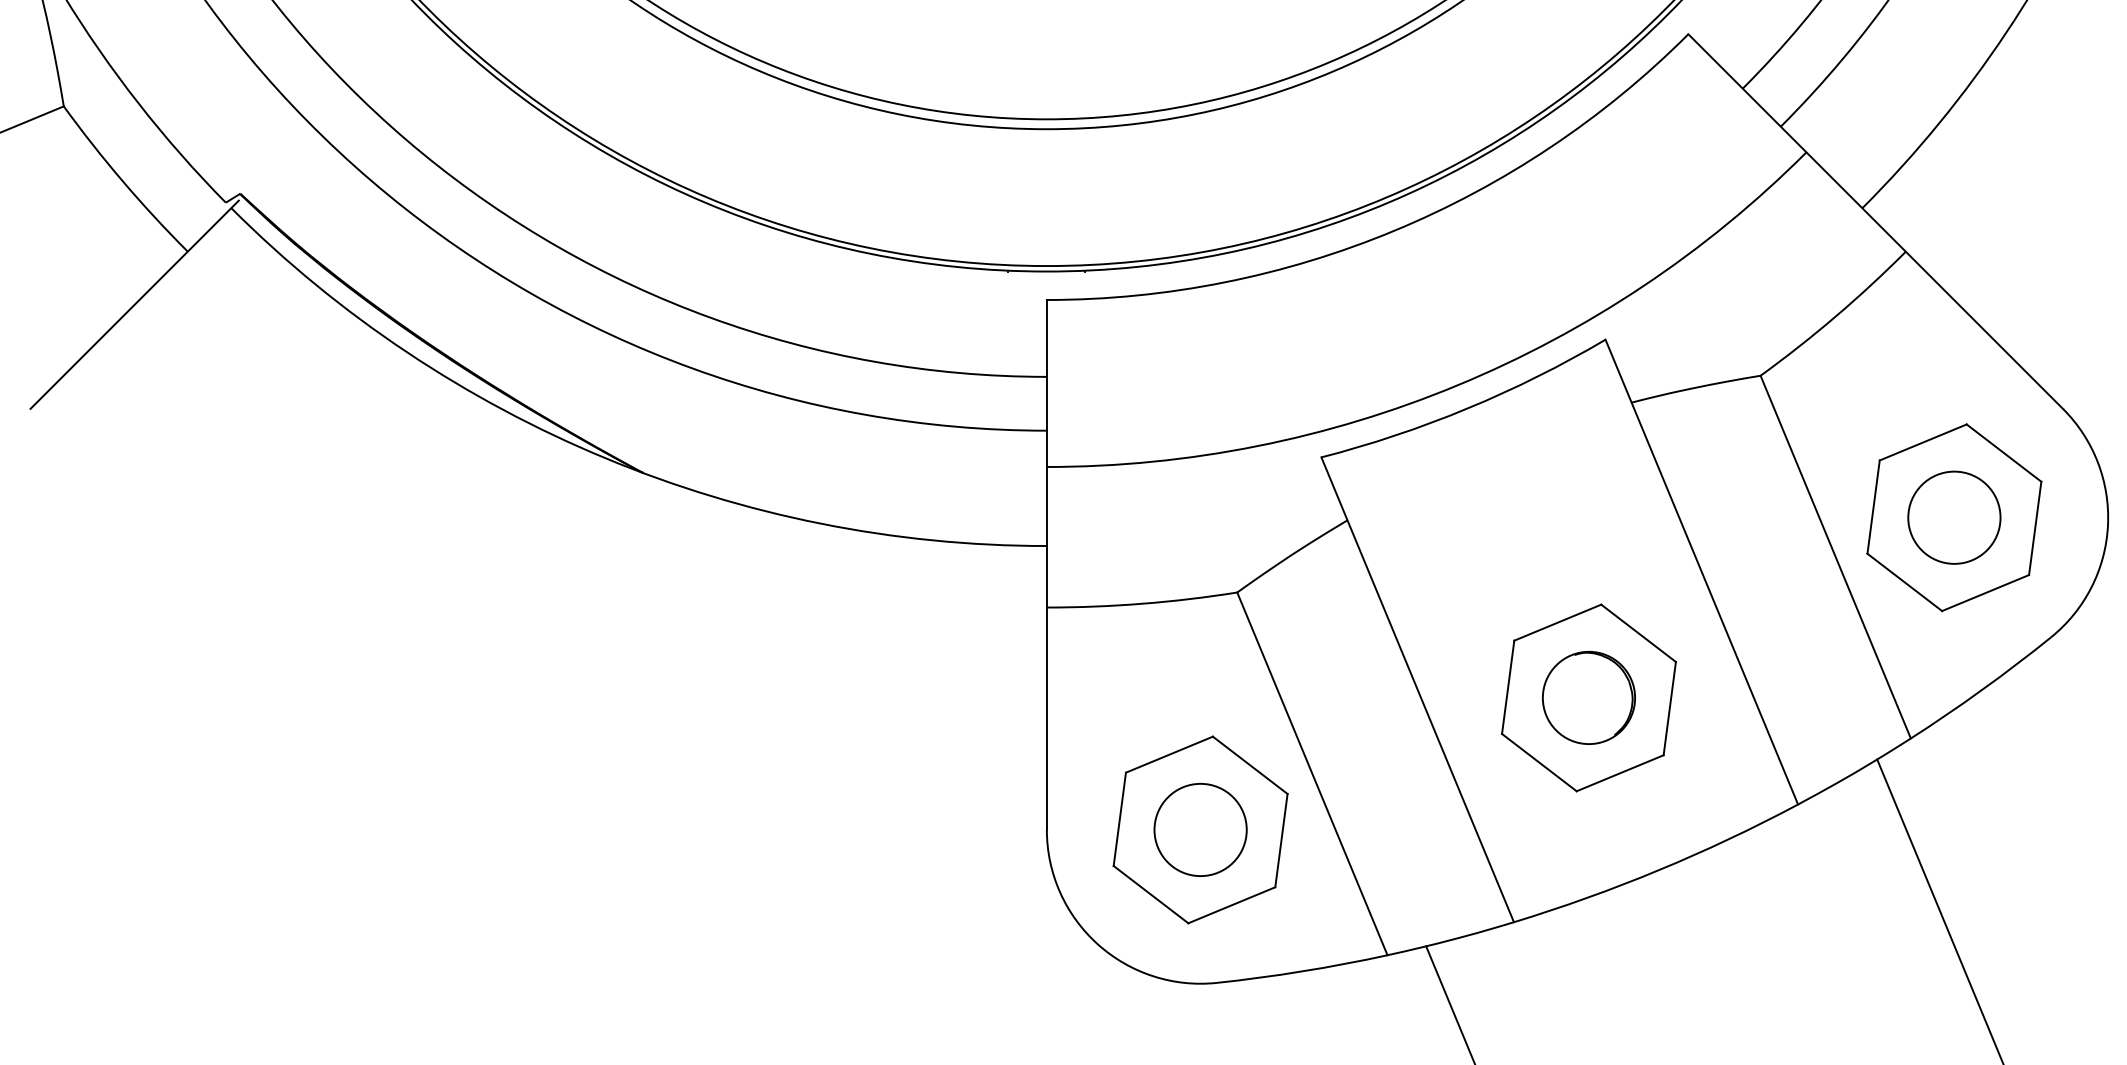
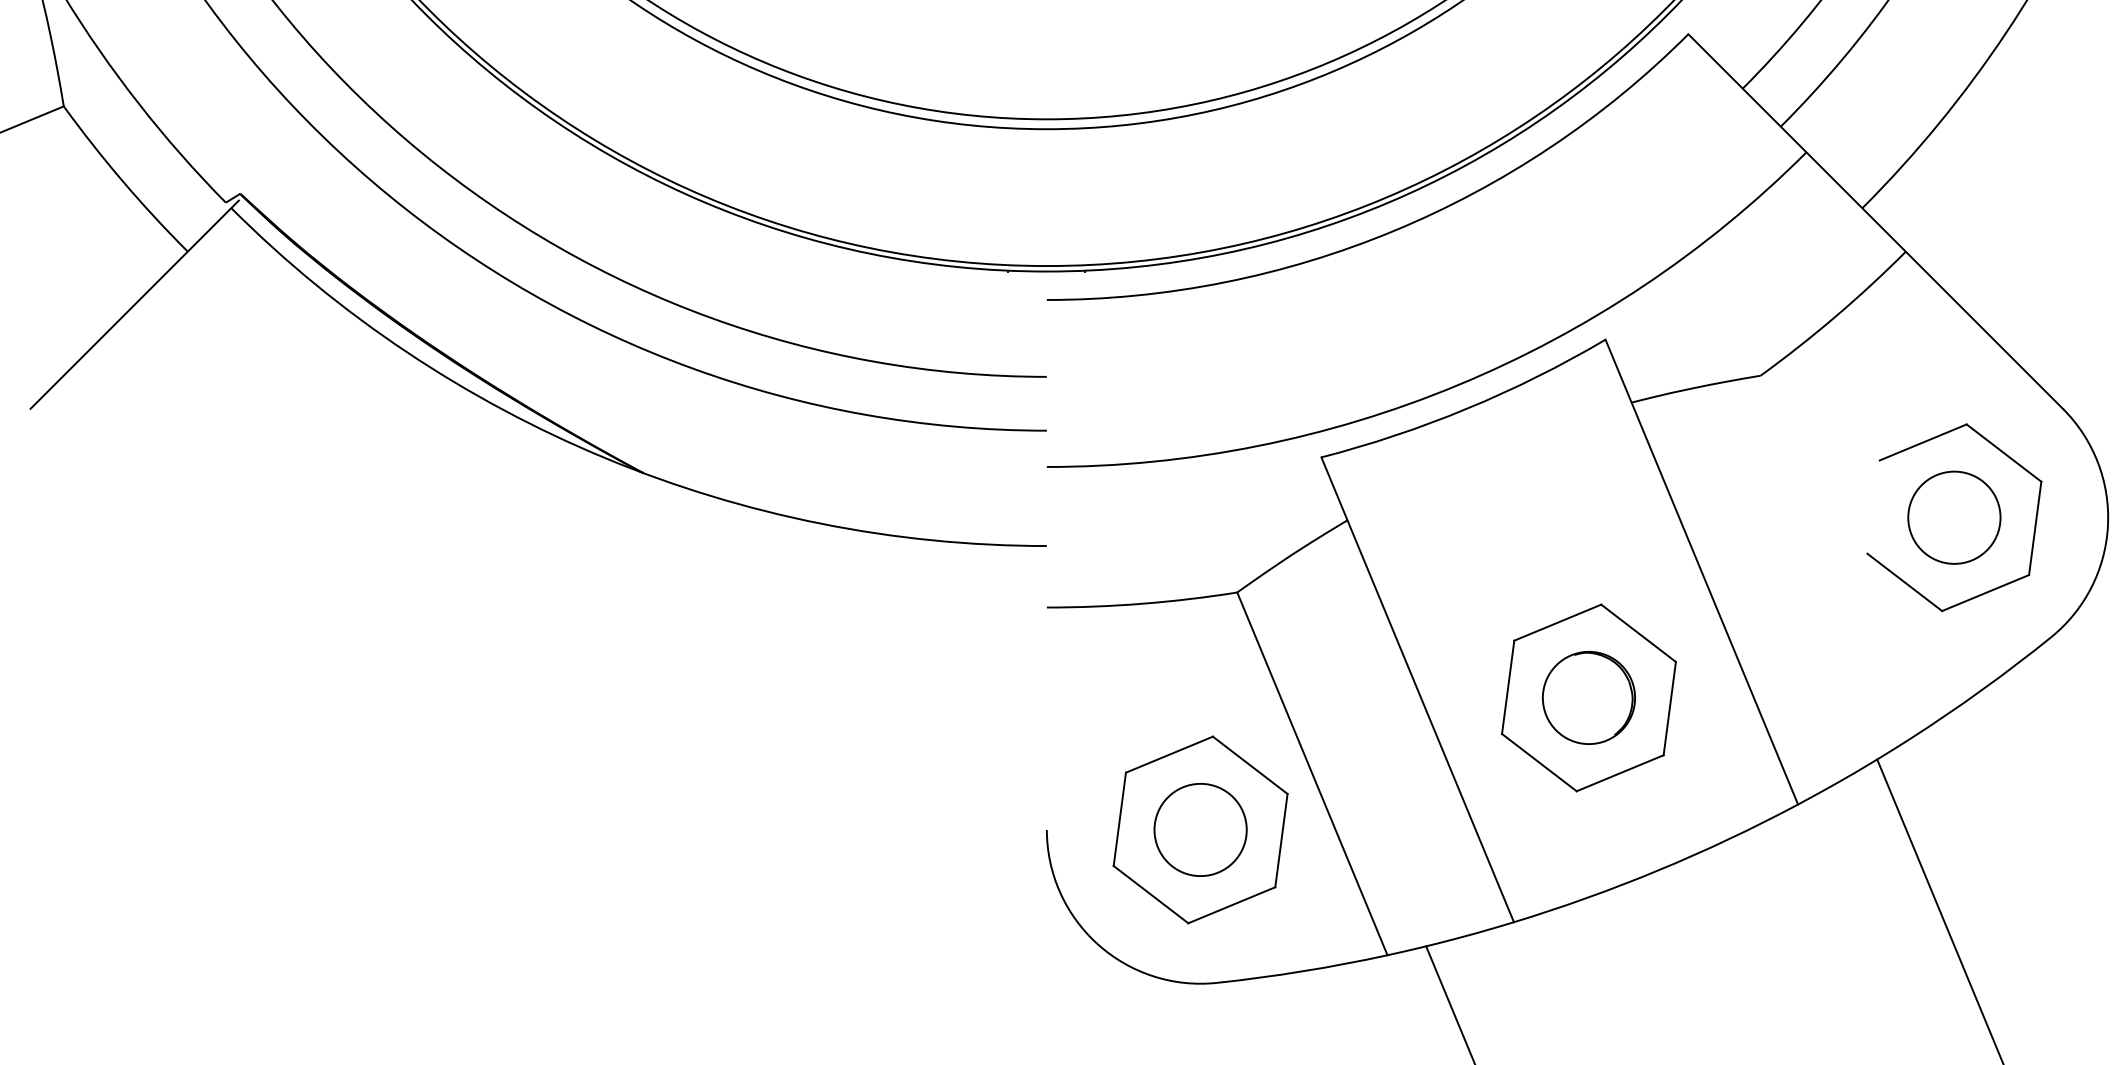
line: present -> none (1873, 506)
line: present -> none (1835, 556)
line: present -> none (1046, 564)
